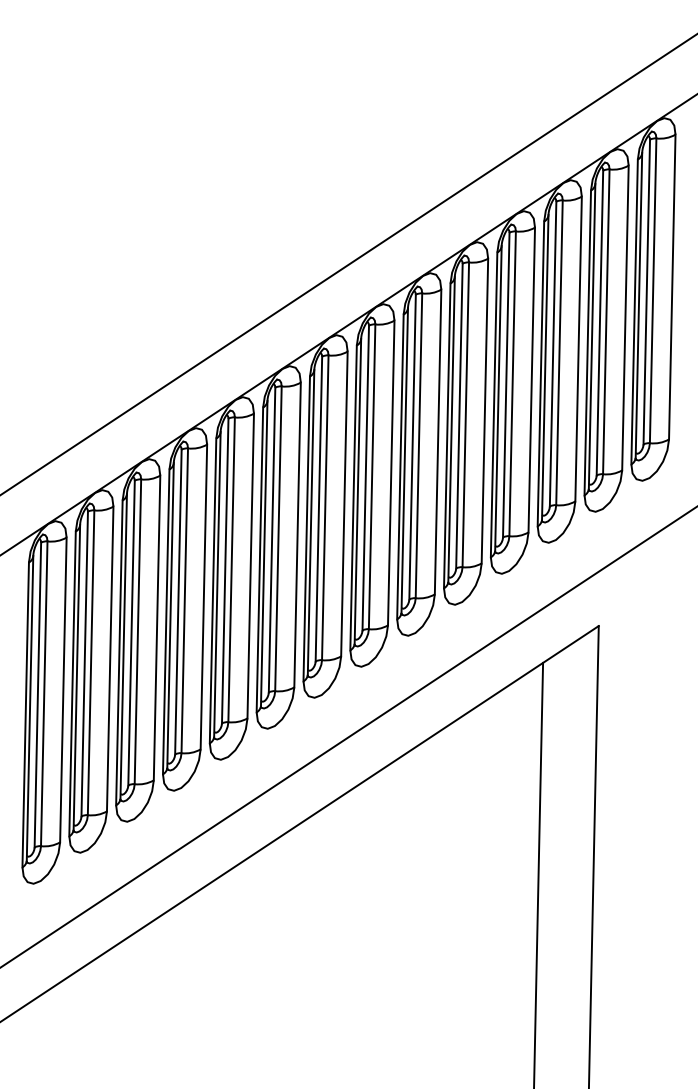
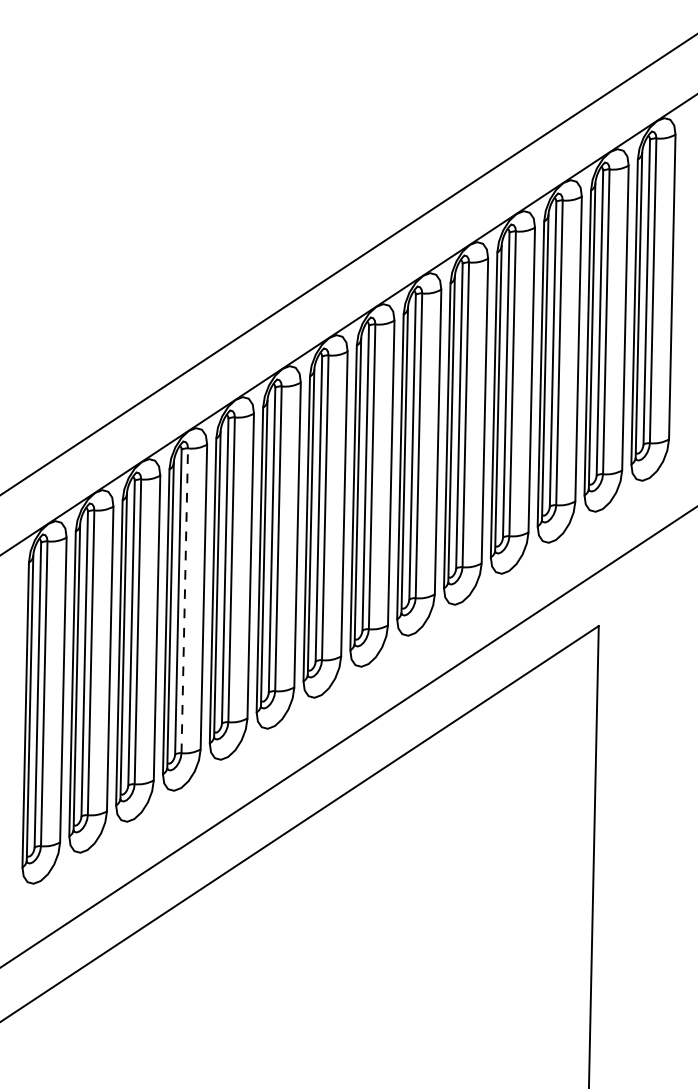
line: solid -> dashed (184, 600)
line: present -> none (538, 873)
